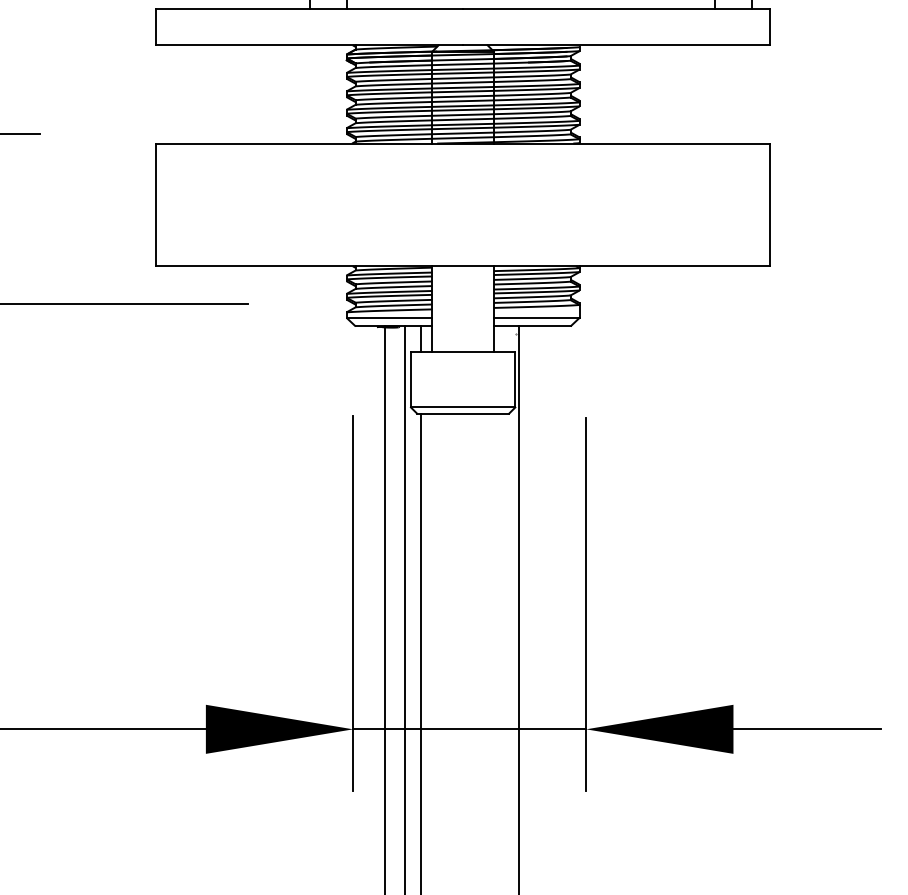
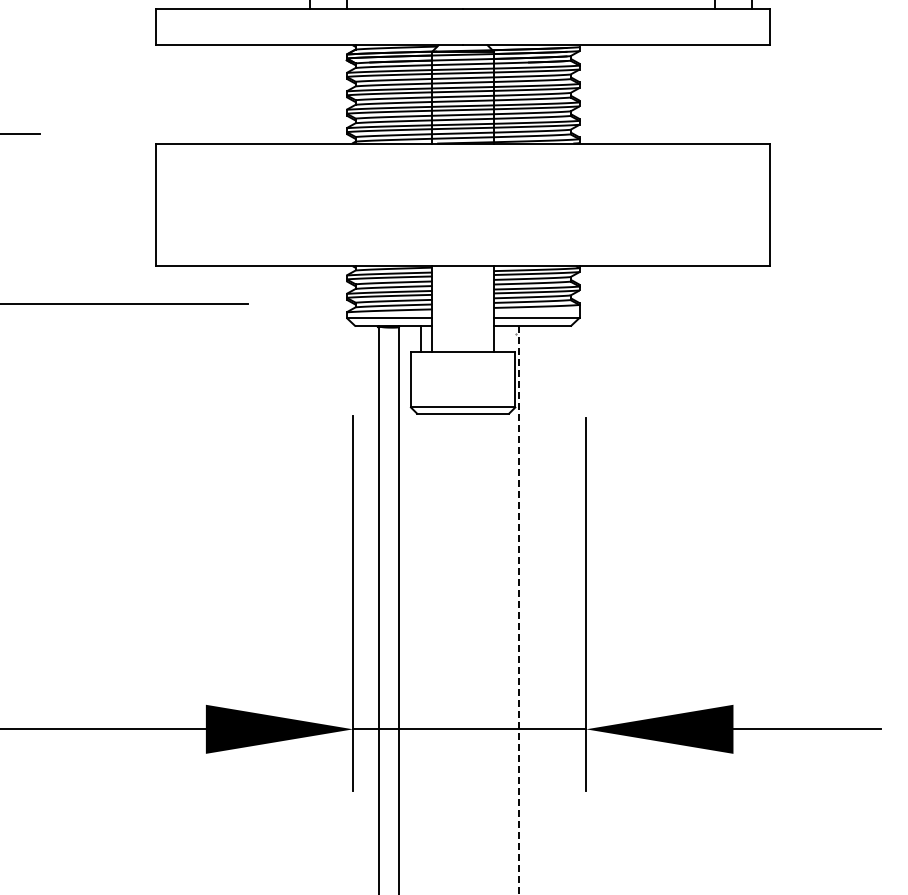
line position: (384, 608) -> (378, 608) (378, 608)
line position: (405, 608) -> (399, 608) (399, 608)
line: solid -> dashed (518, 610)
line: present -> none (420, 652)
